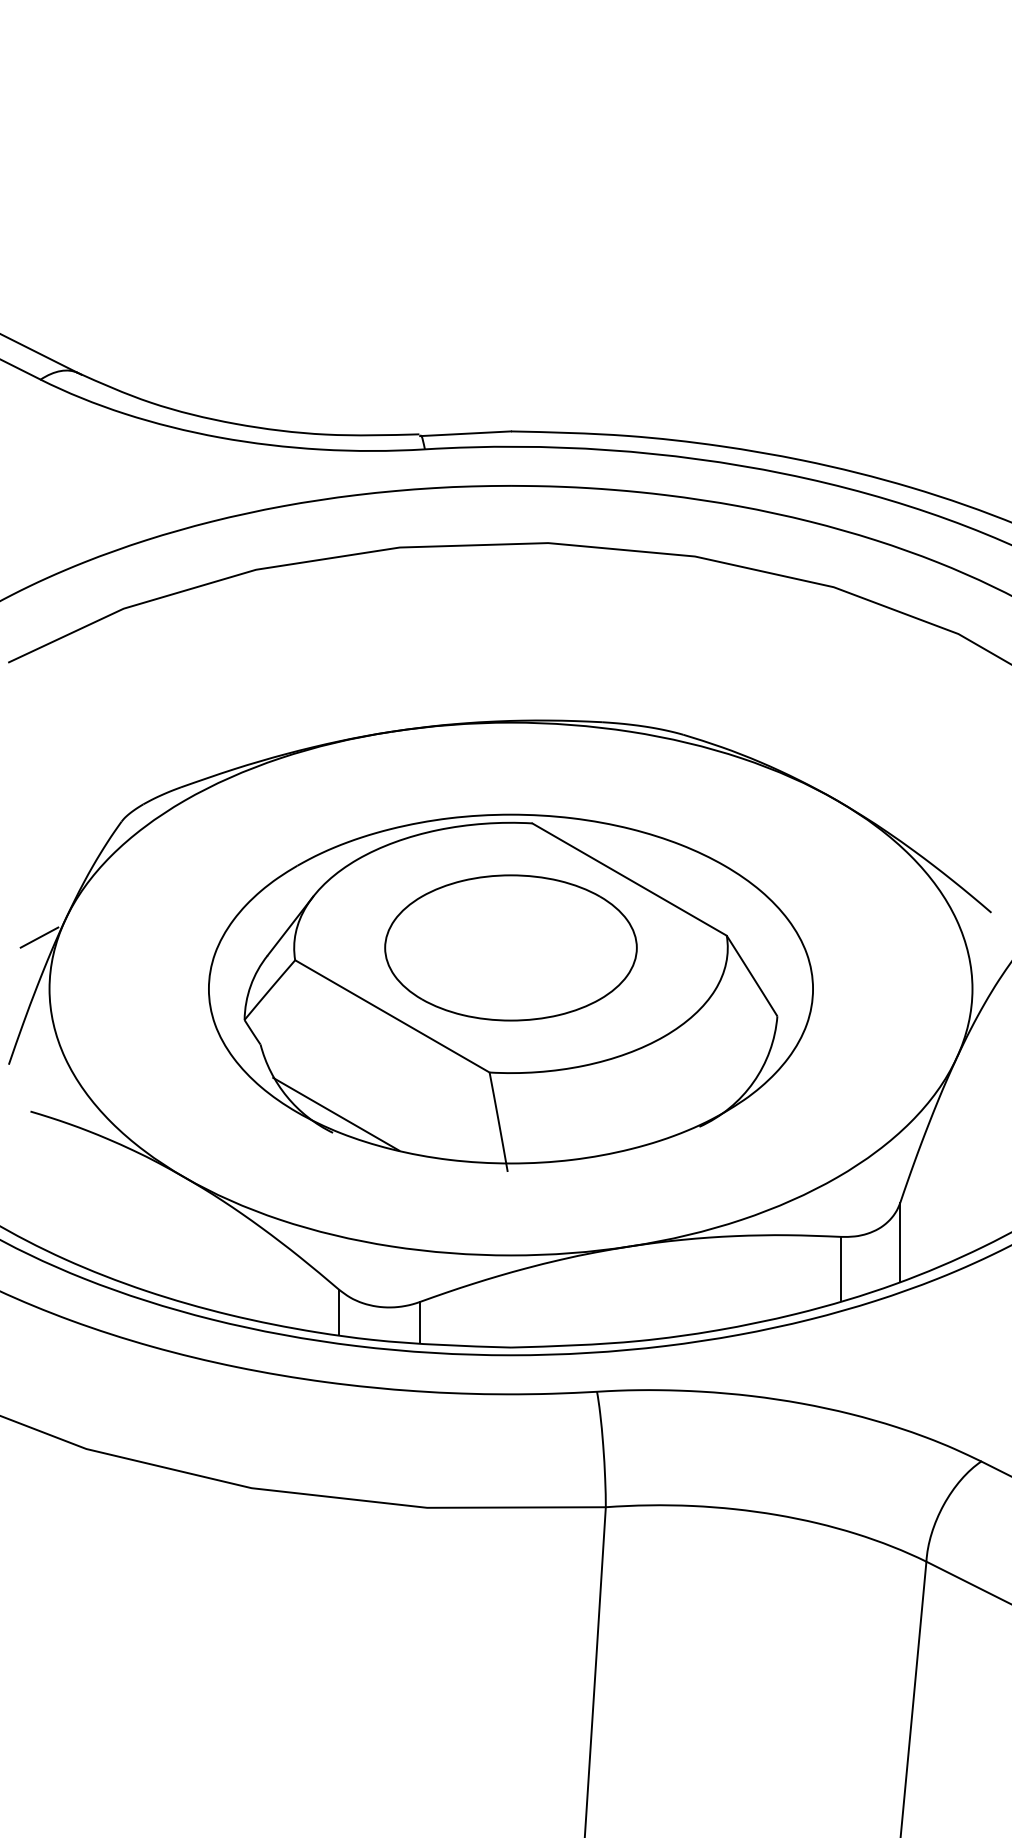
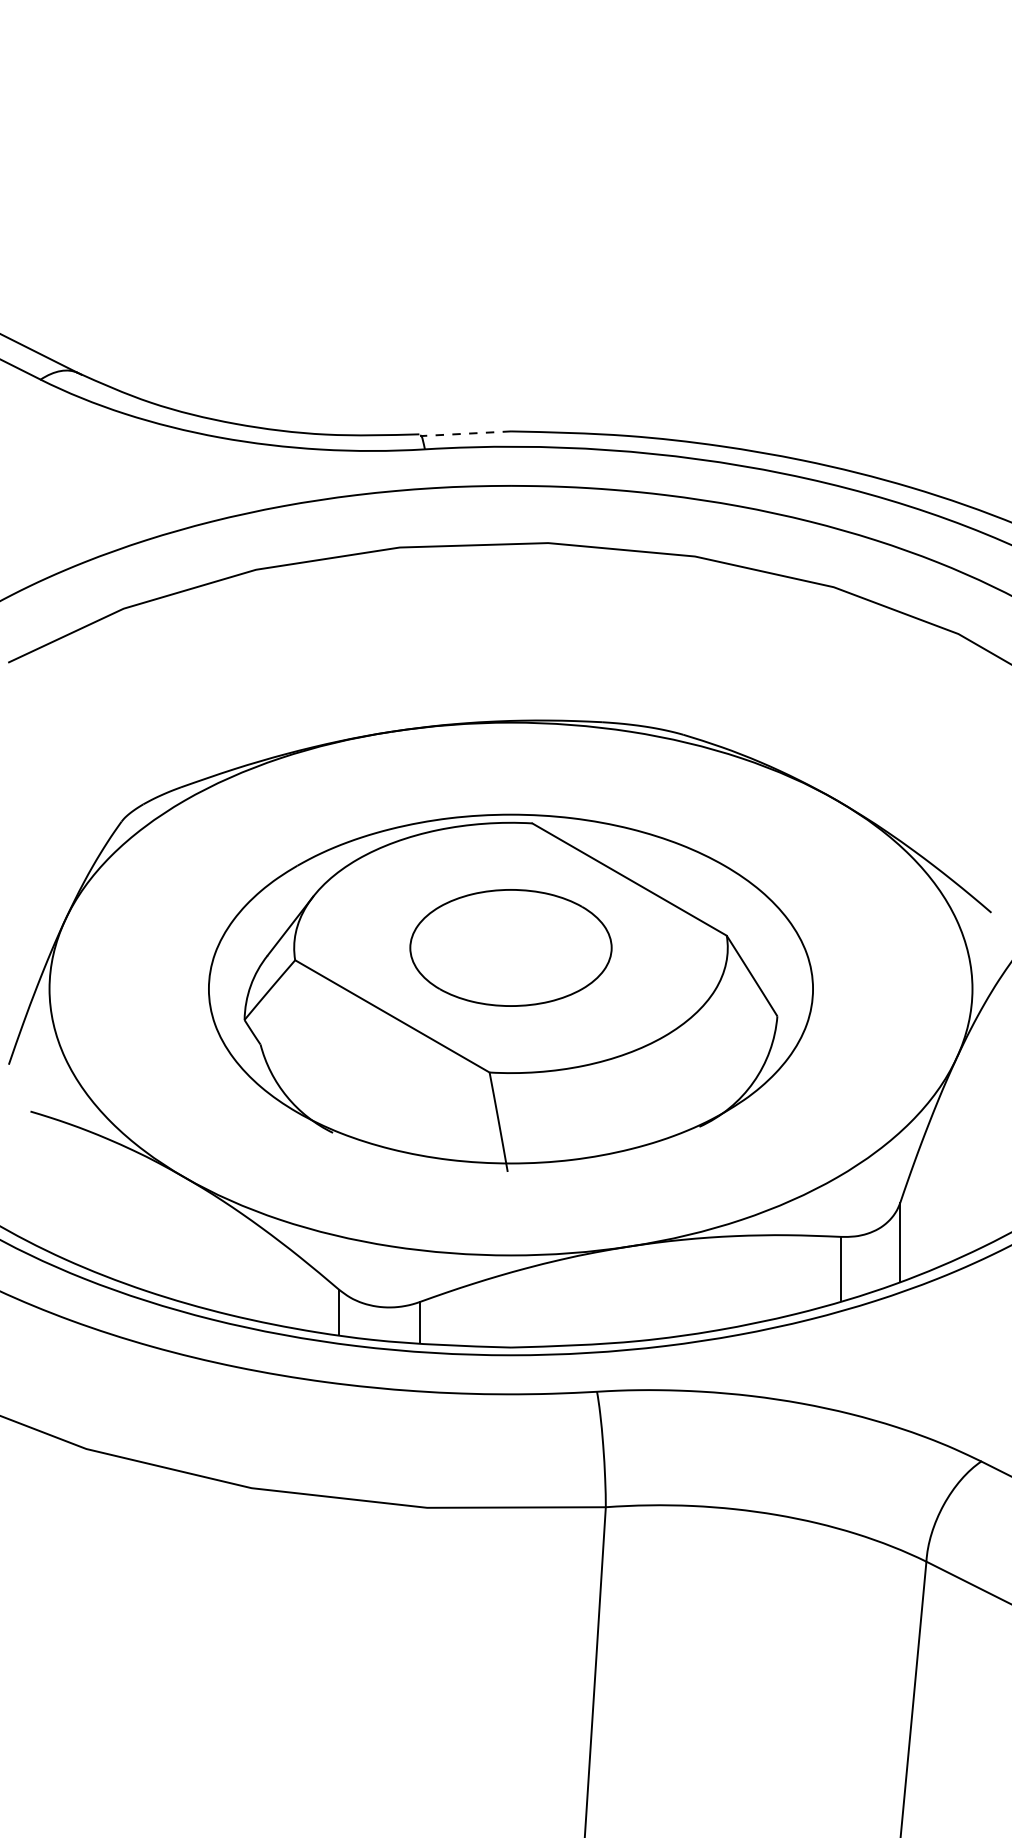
line: solid -> dashed (465, 433)
line: present -> none (39, 937)
part size: 254x148 px -> 204x118 px (510, 947)
line: present -> none (336, 1113)
